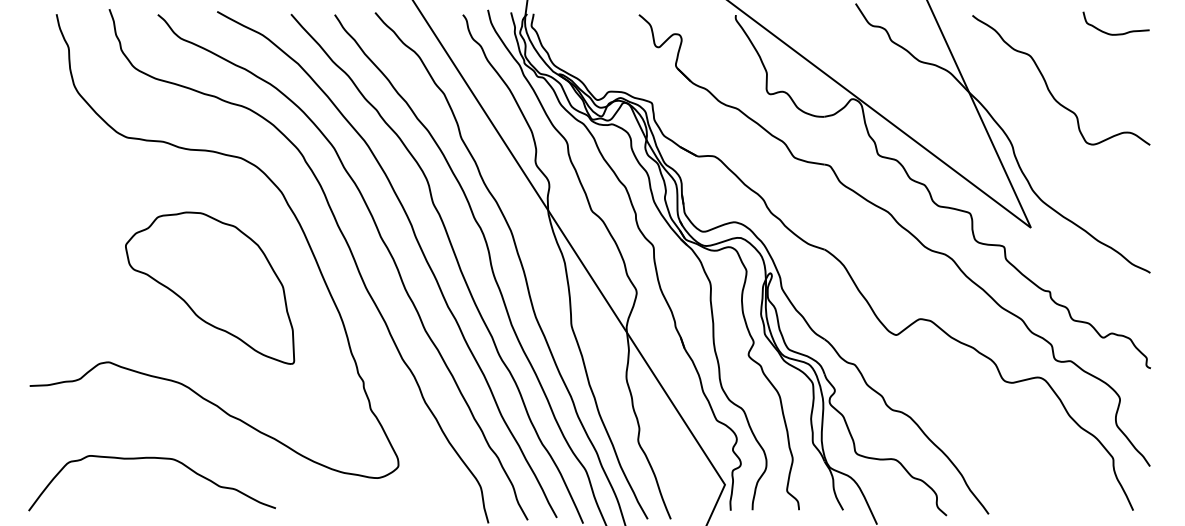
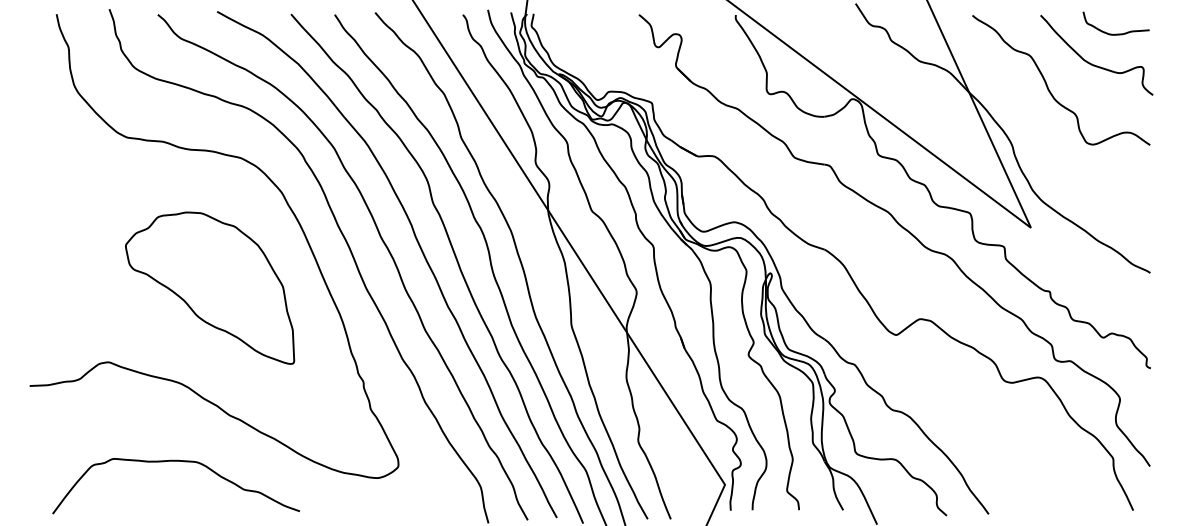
curve: none -> present (1092, 63)
curve position: (151, 458) -> (175, 461) (175, 461)
